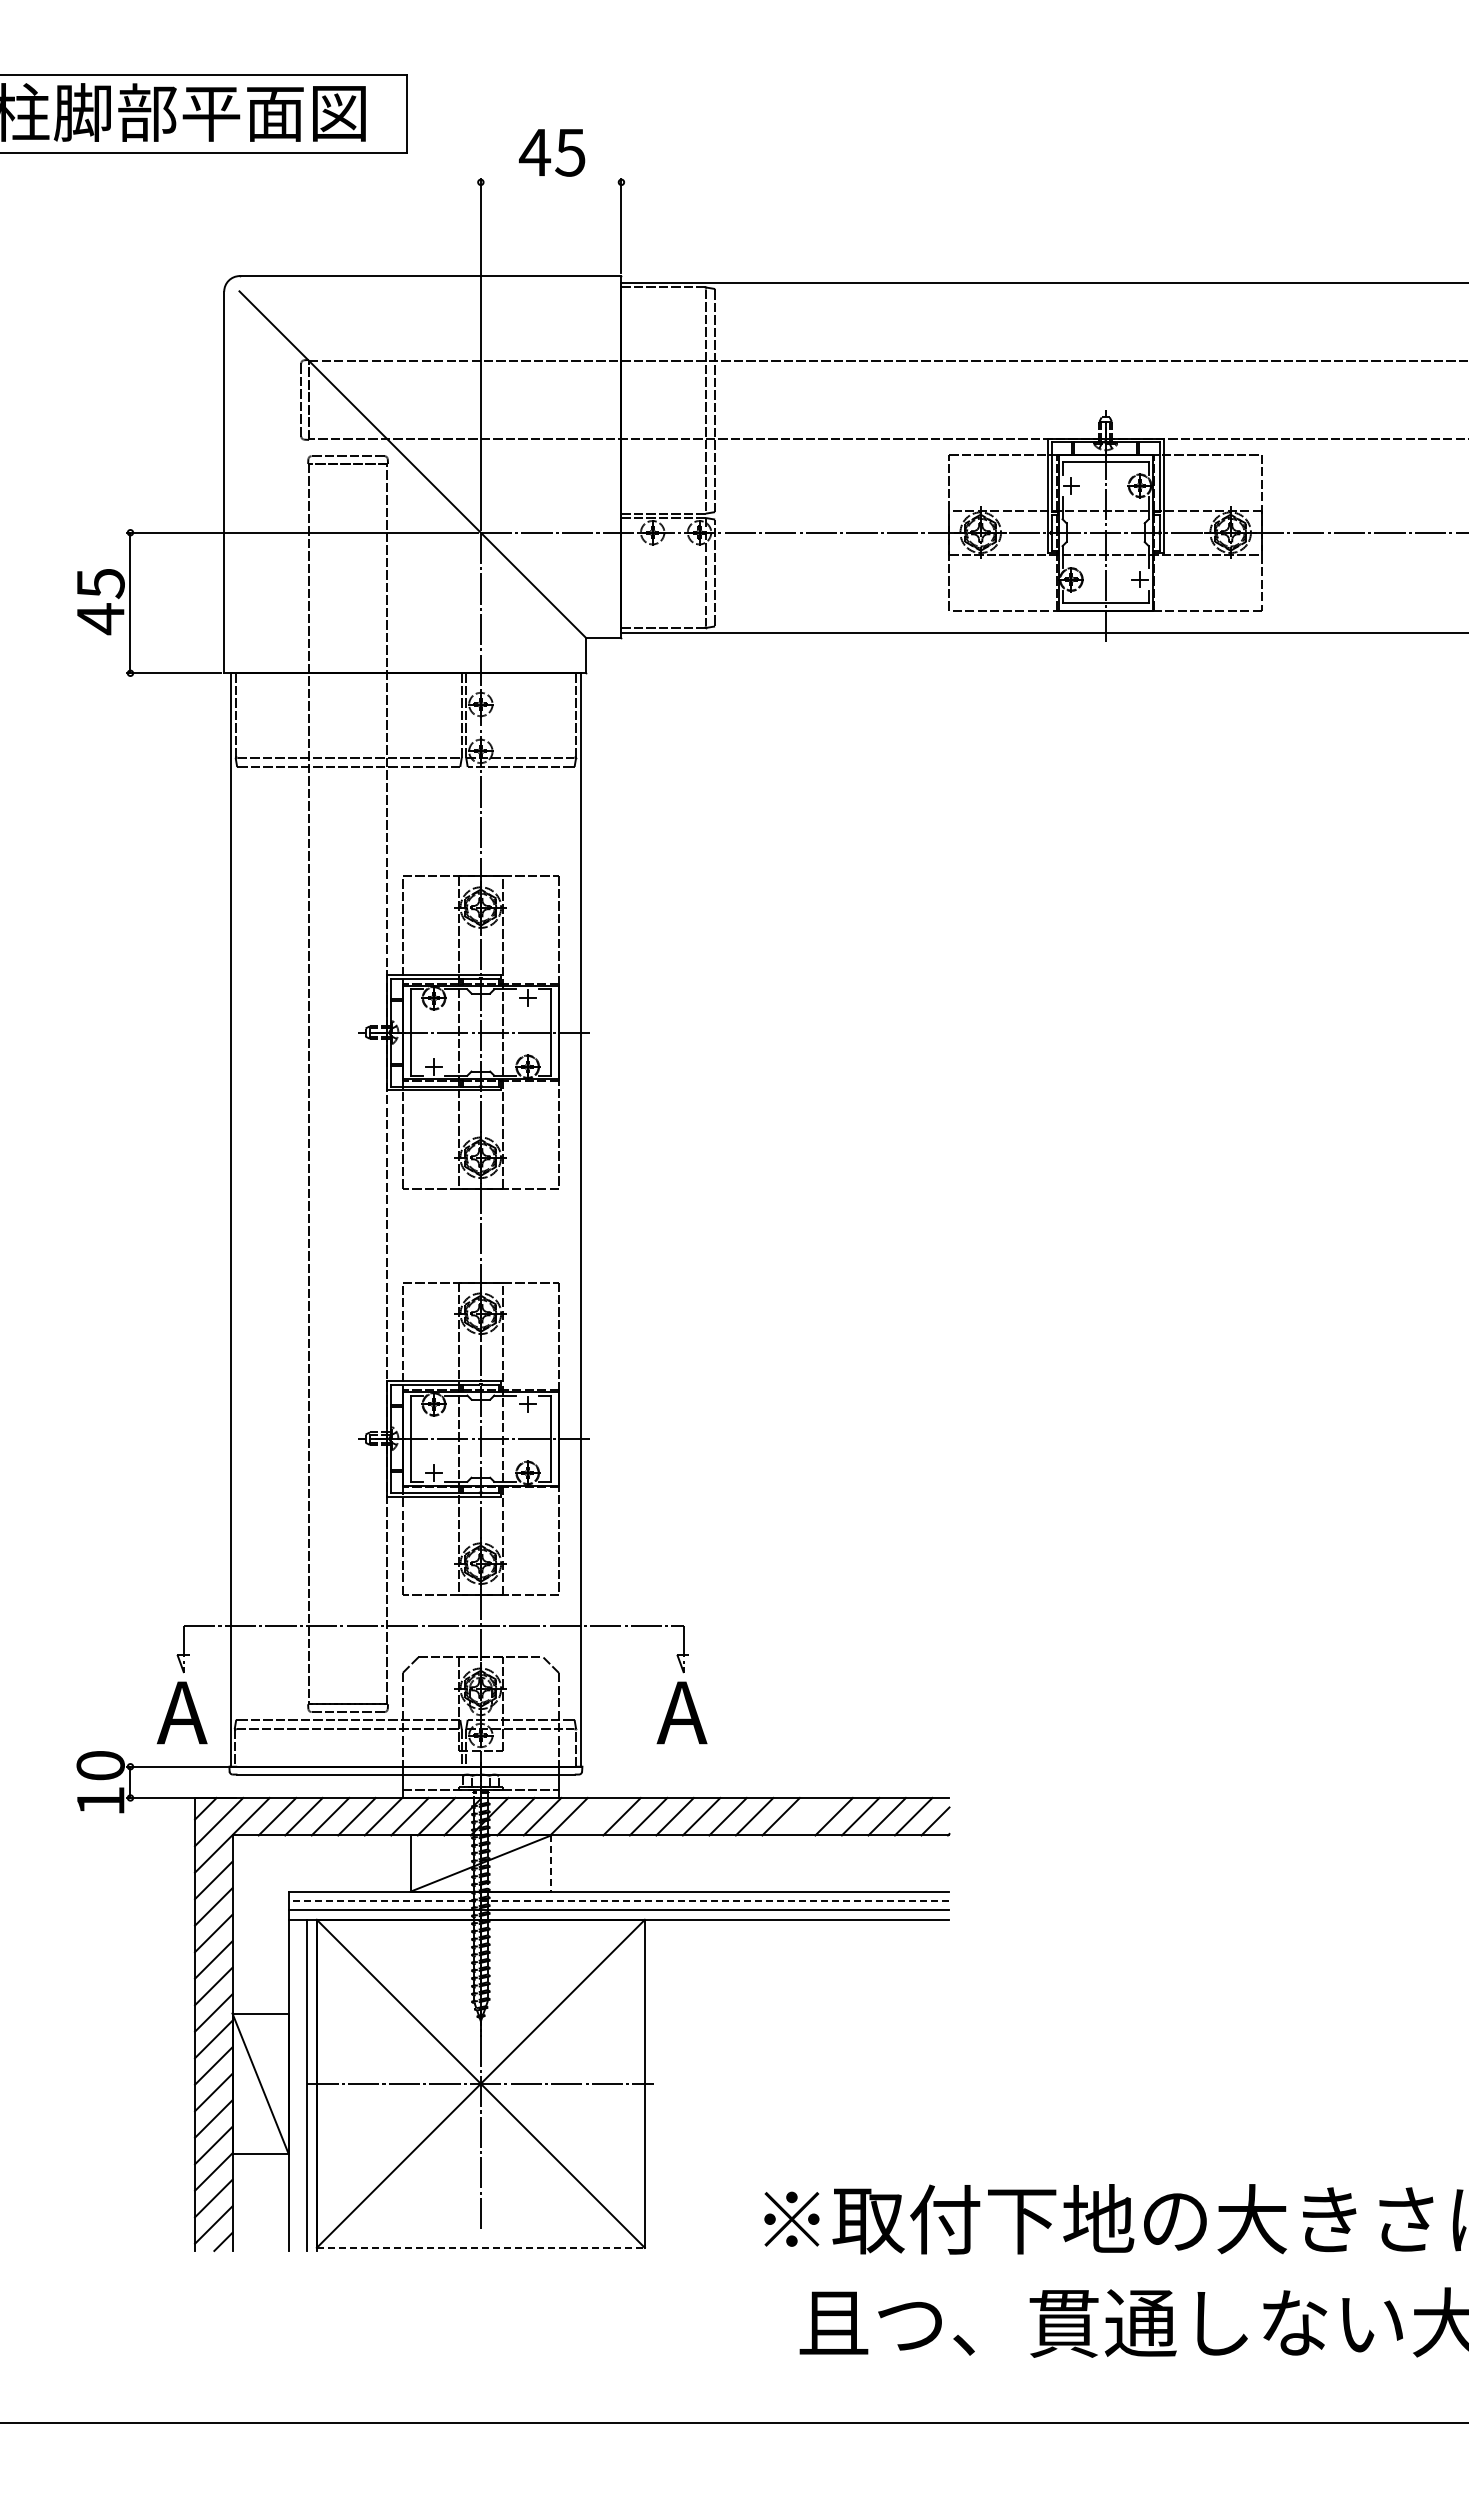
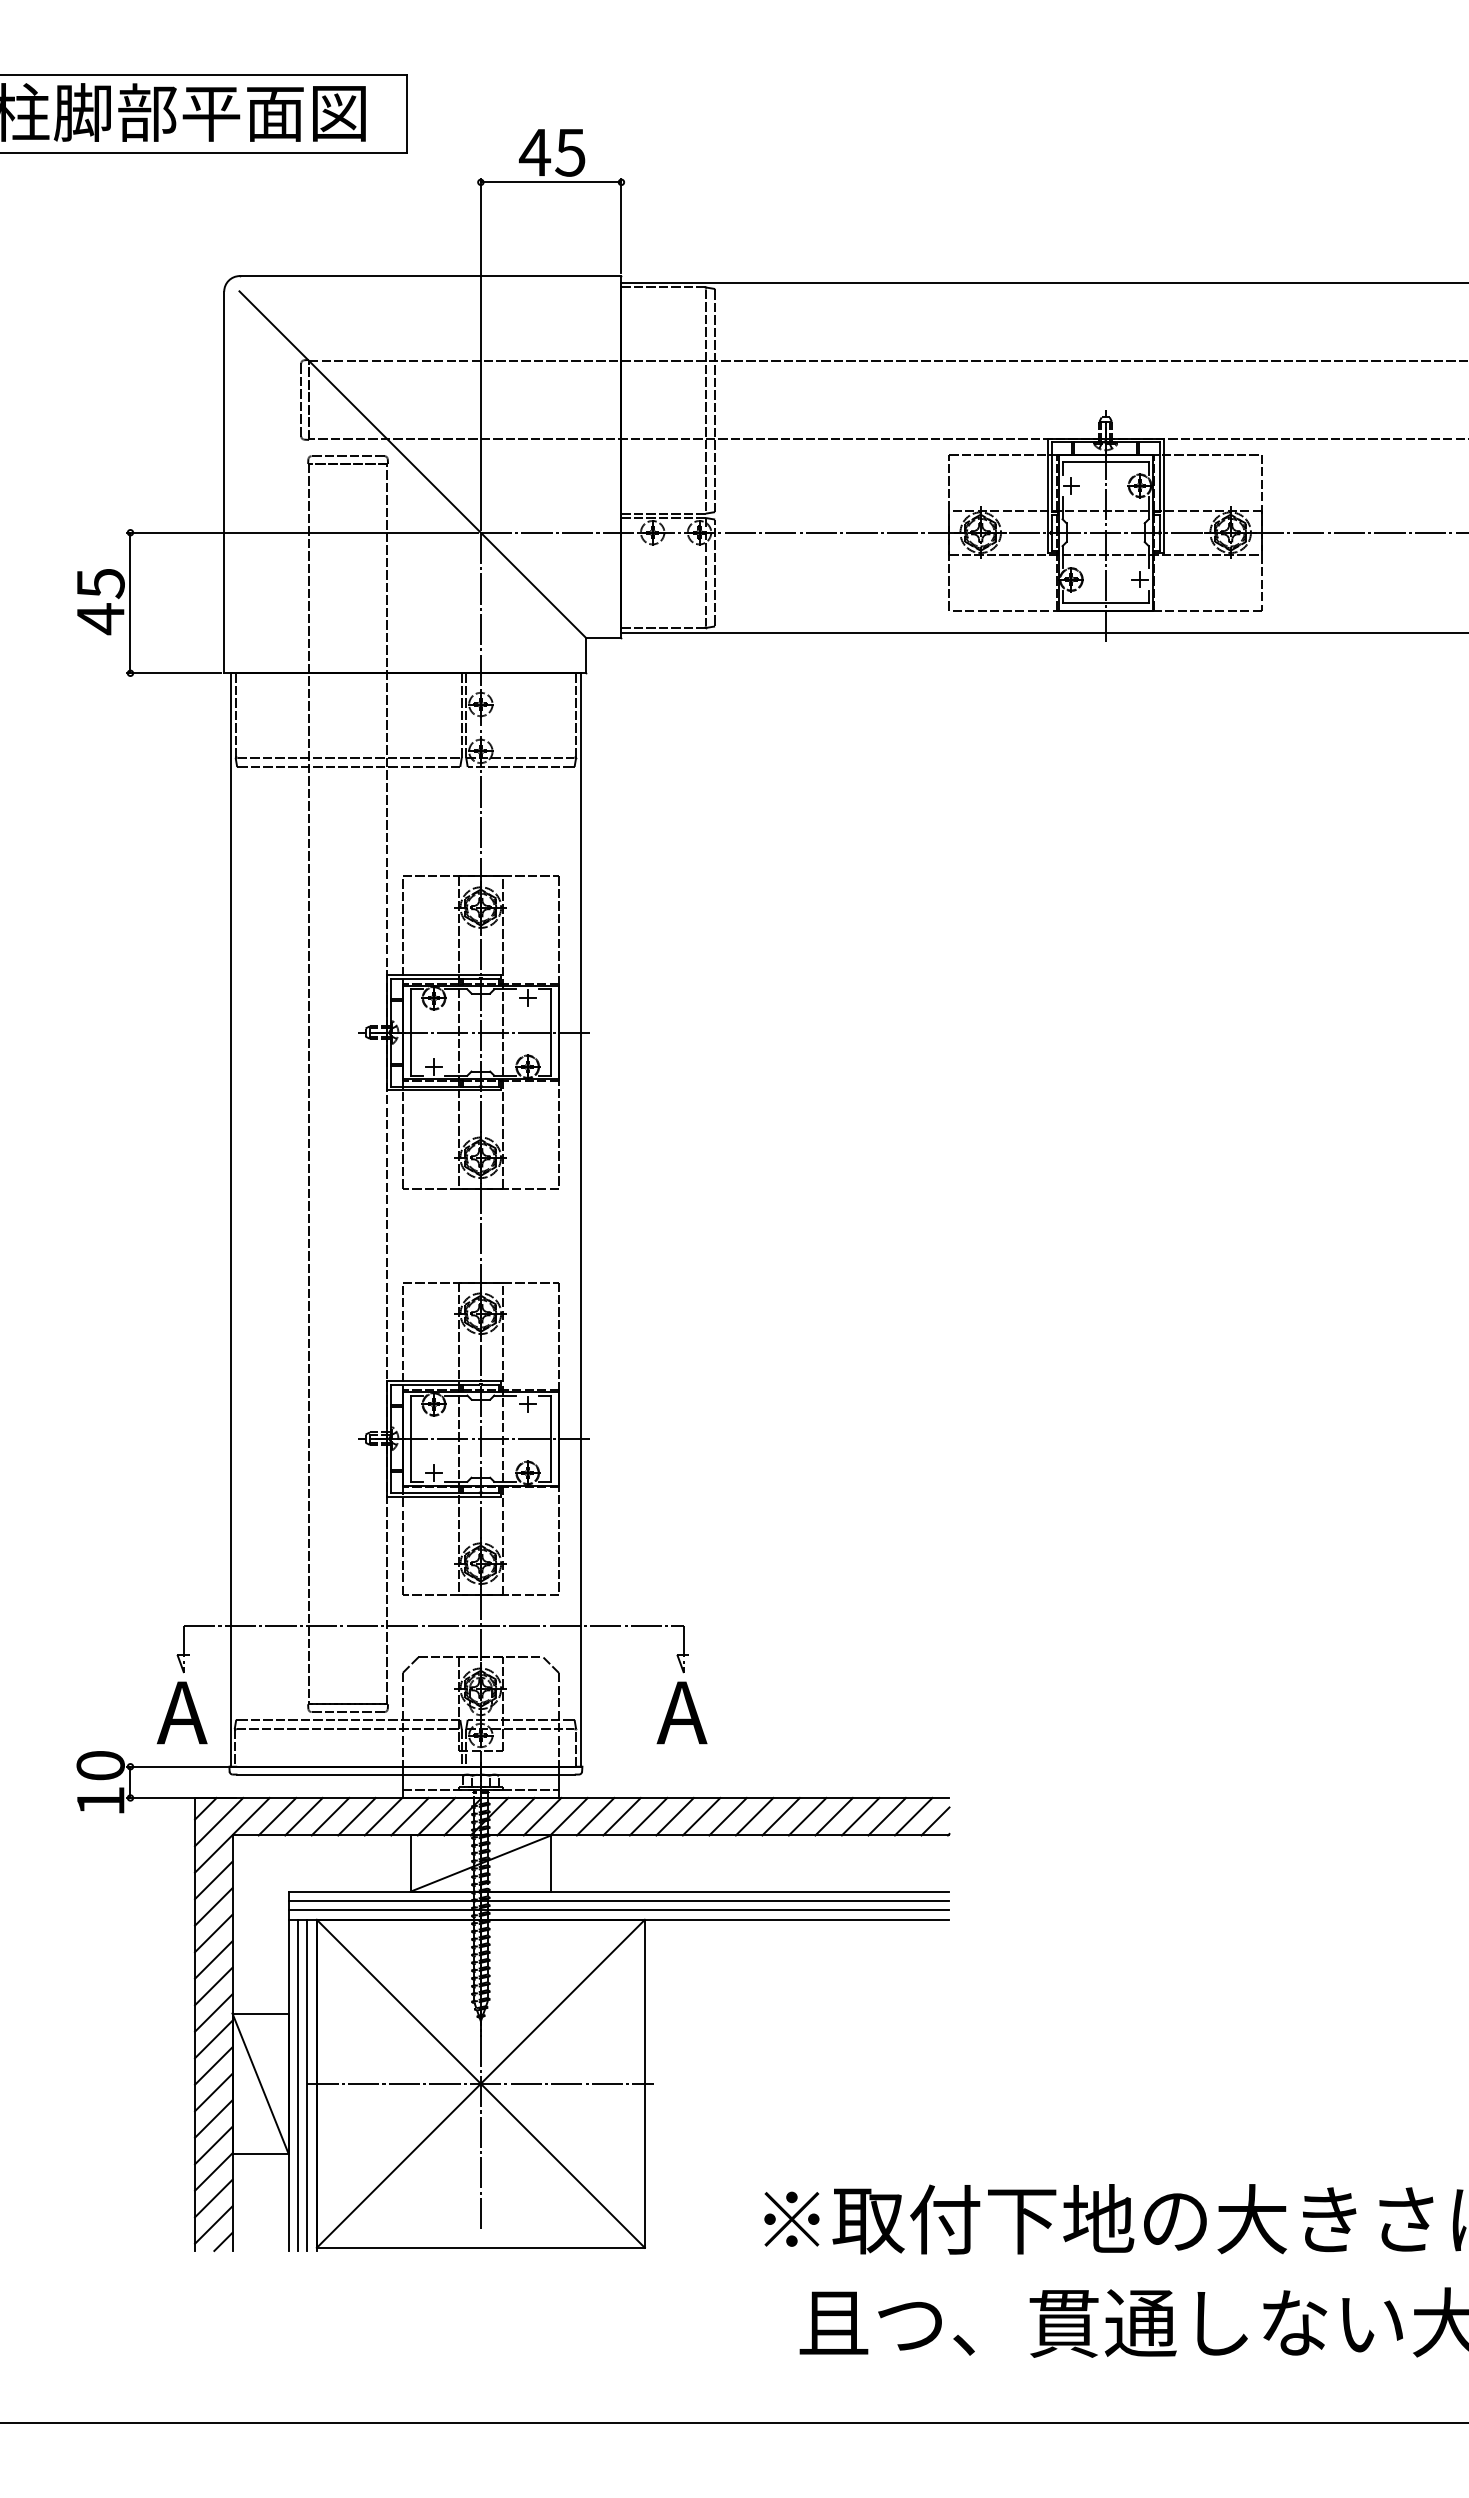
line: none -> present (550, 182)
line: none -> present (595, 1816)
line: none -> present (807, 1816)
line: dashed -> solid (551, 1864)
line: dashed -> solid (618, 1901)
line: none -> present (298, 2084)
line: dashed -> solid (481, 2247)
